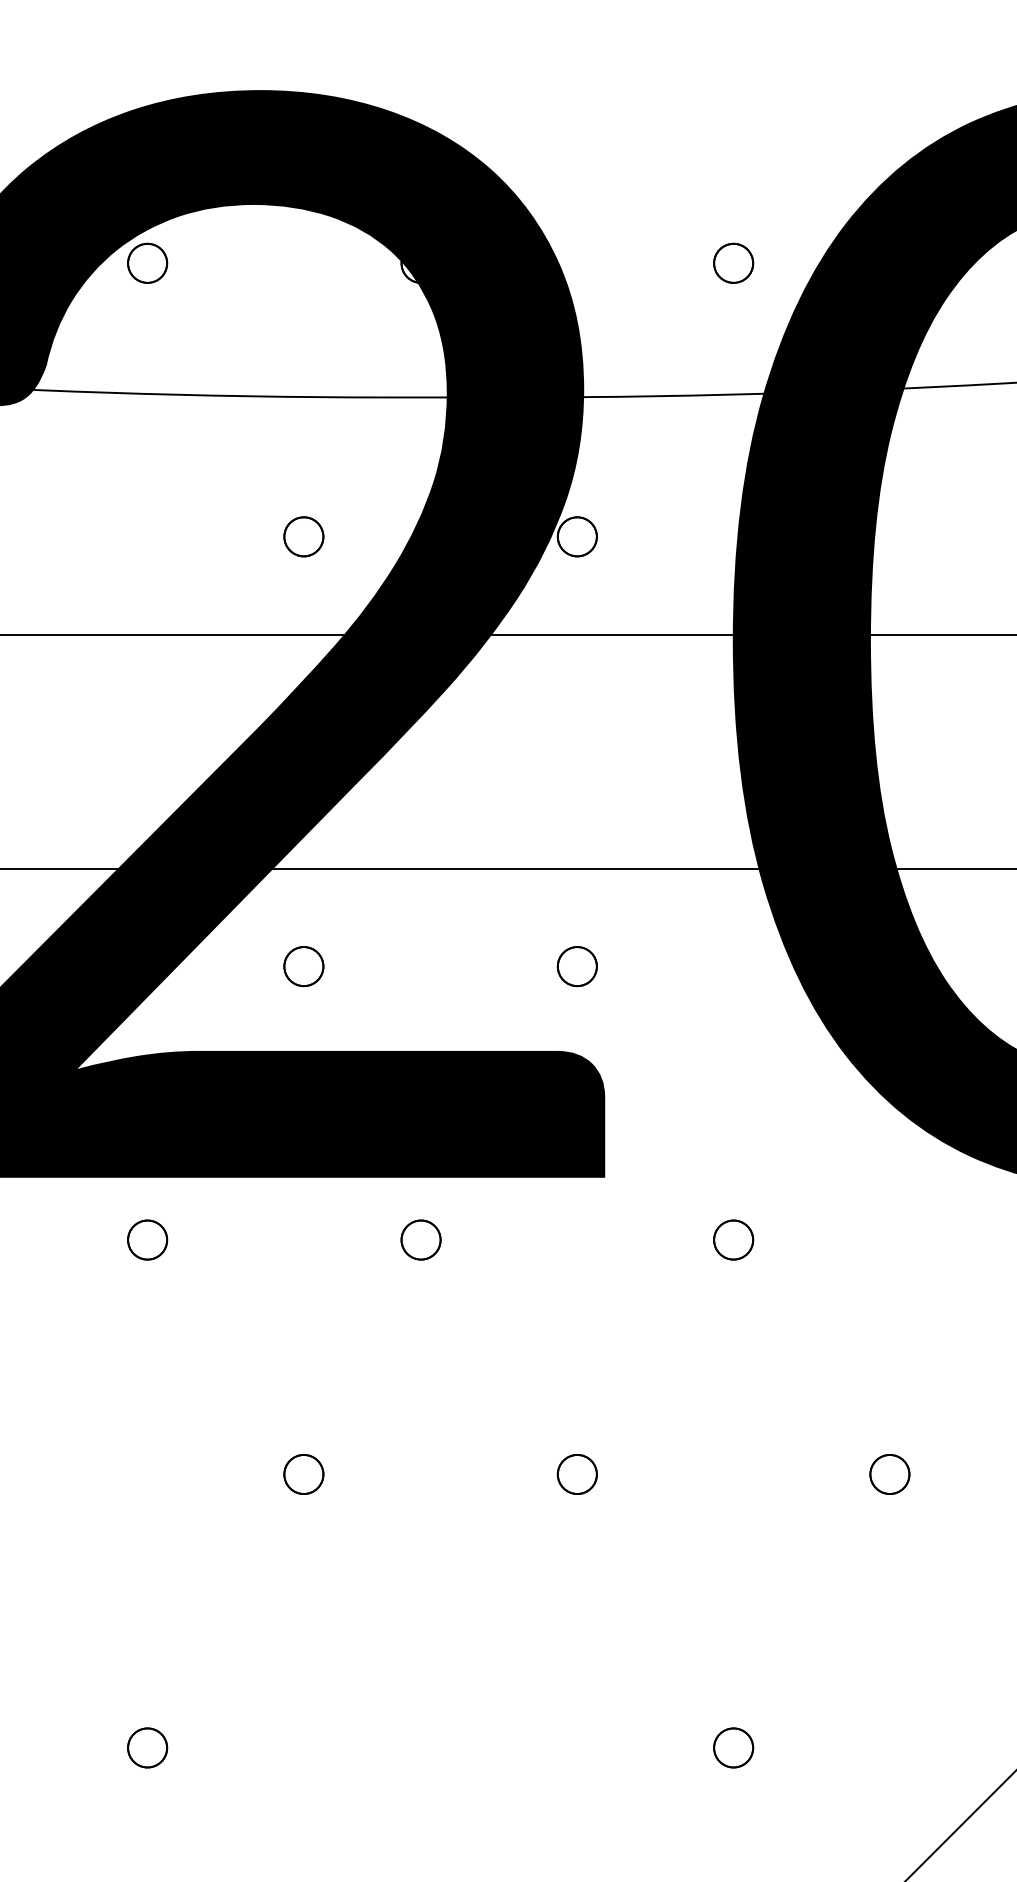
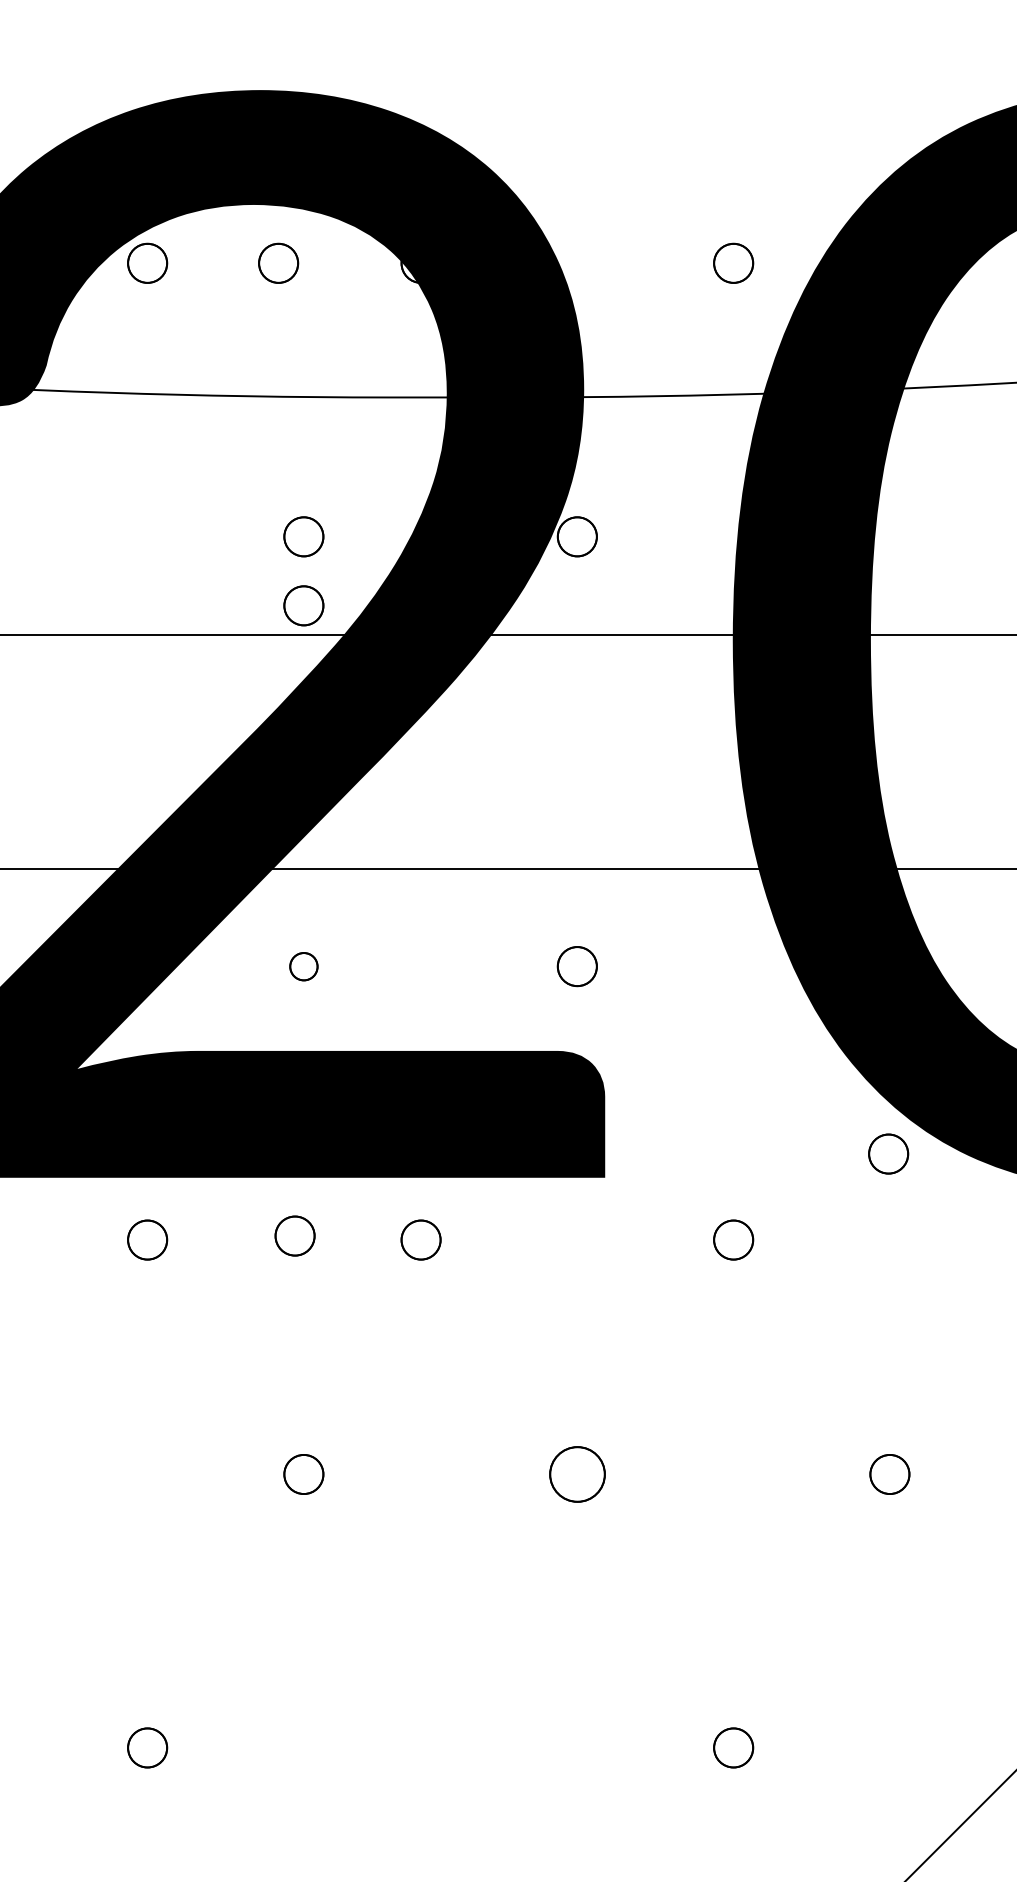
part: none -> present (278, 262)
part: none -> present (303, 605)
part size: 42x42 px -> 30x30 px (303, 966)
part: none -> present (888, 1153)
part: none -> present (294, 1235)
part size: 42x41 px -> 57x57 px (577, 1474)
